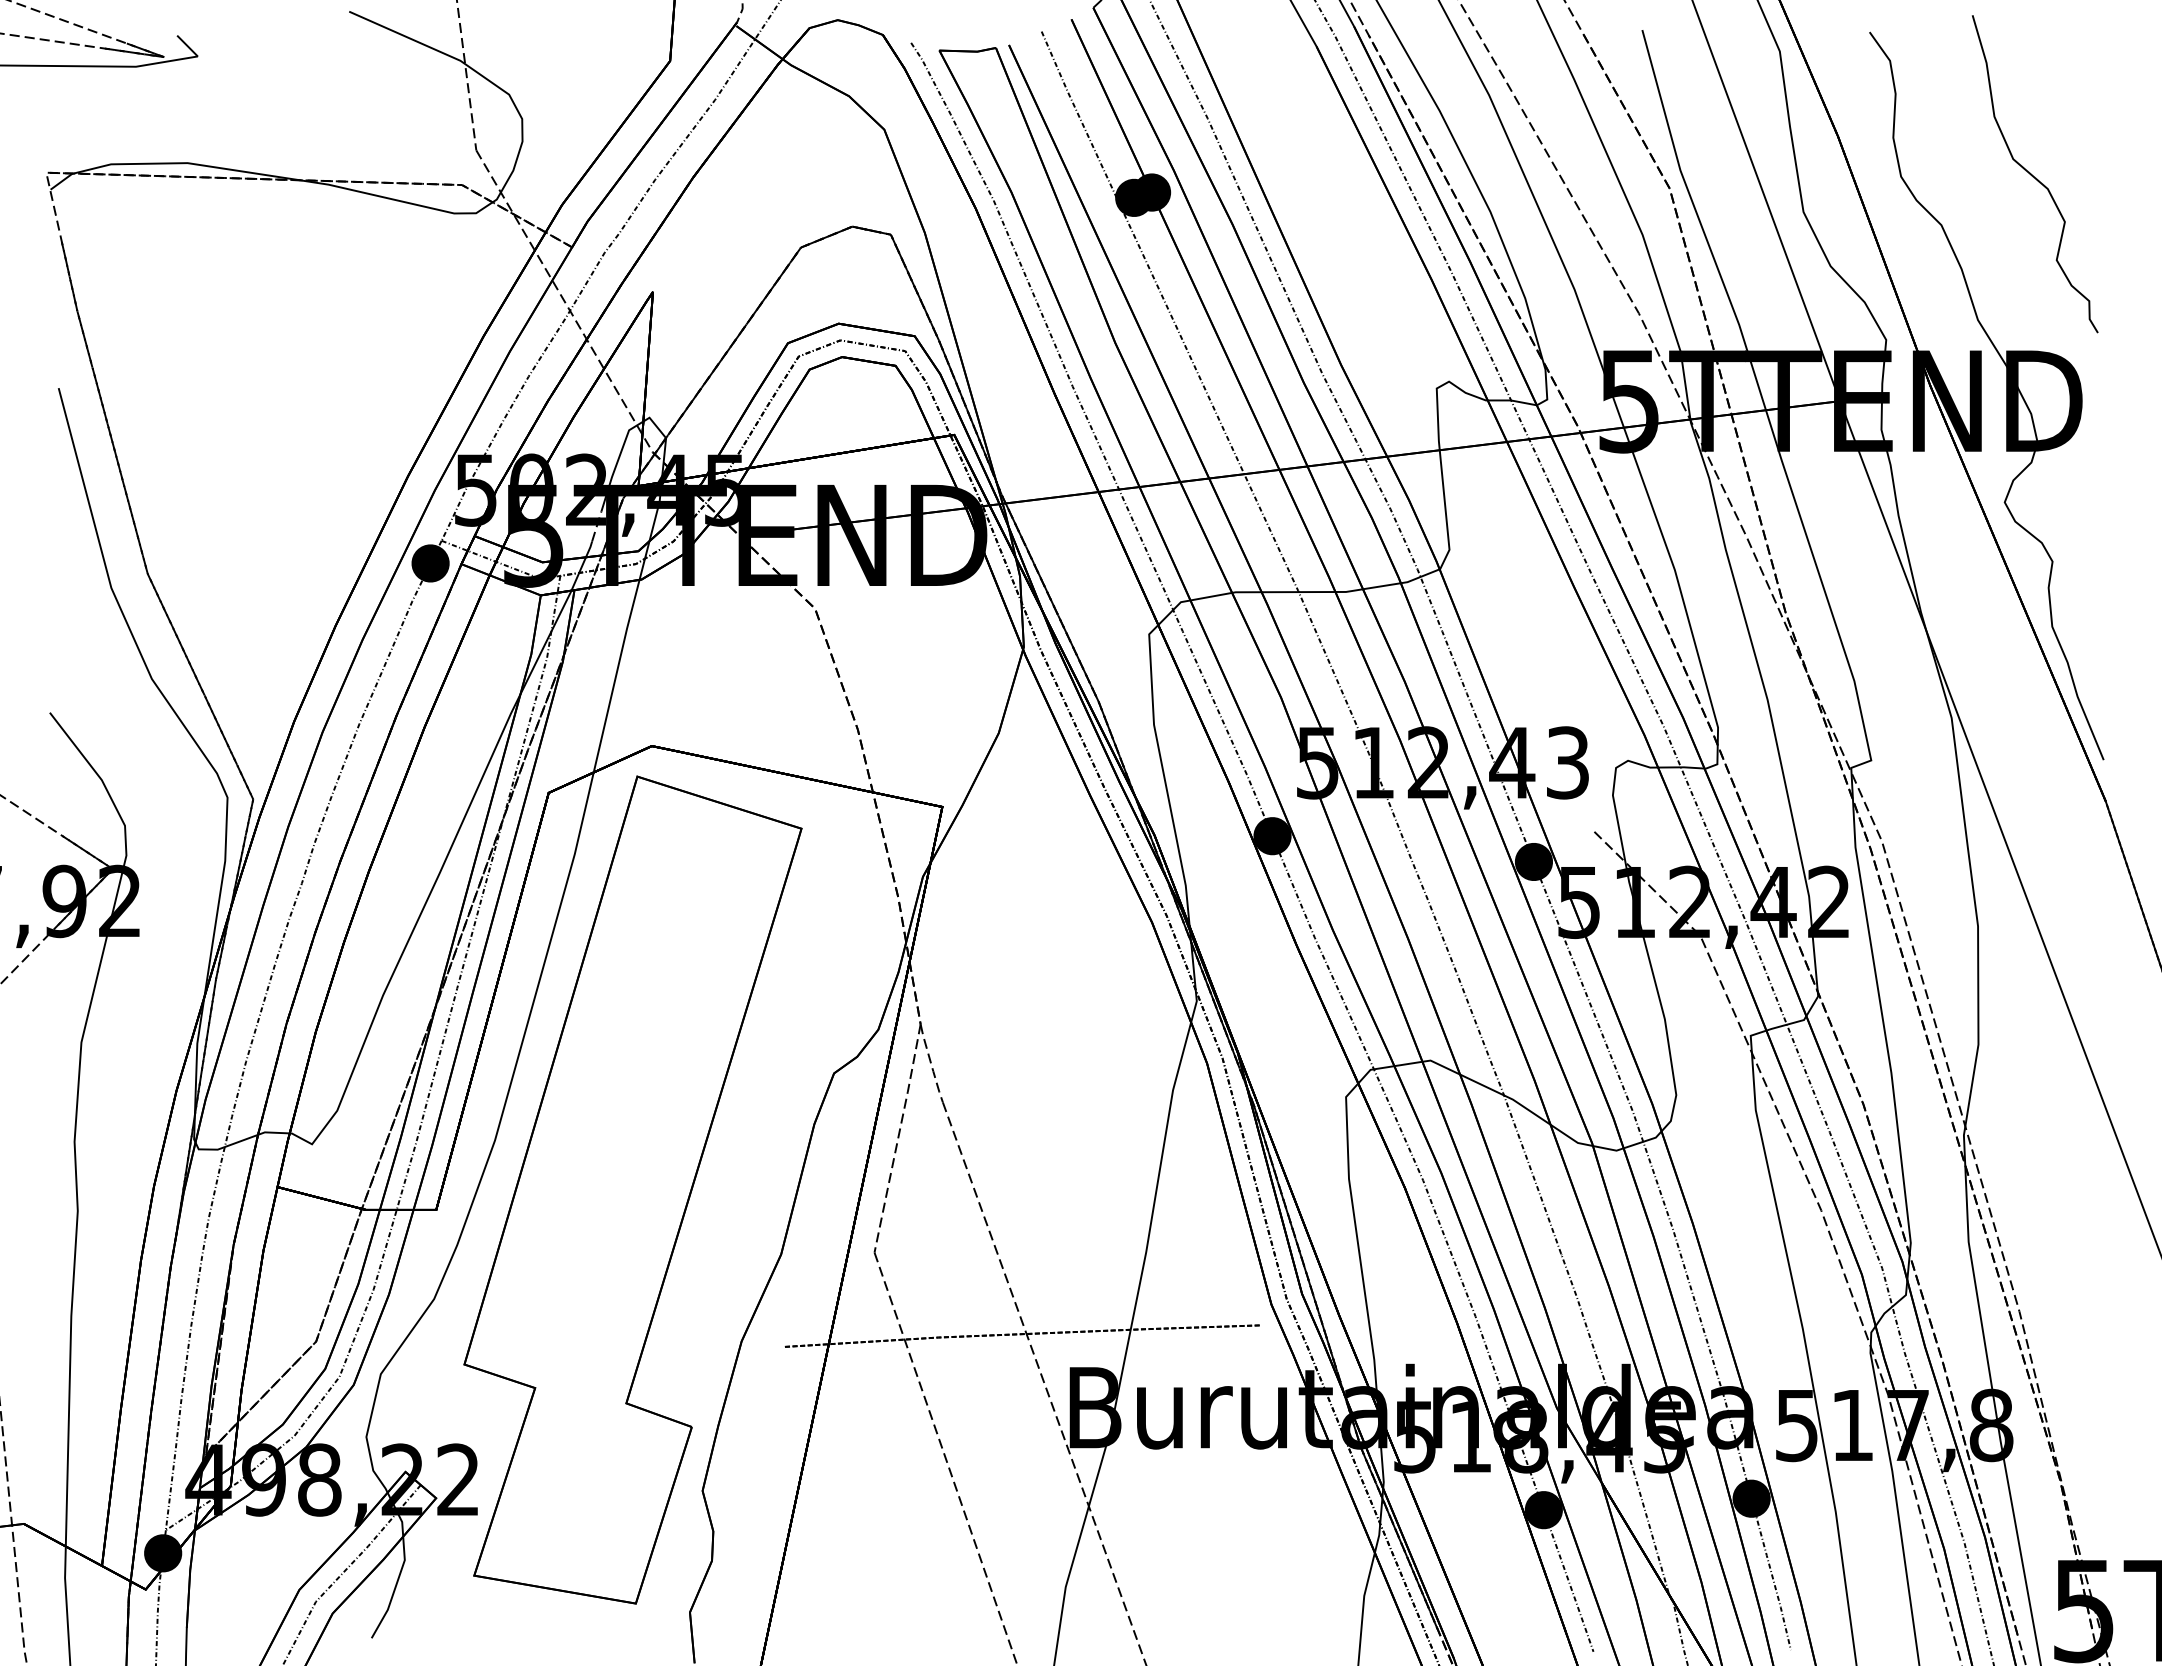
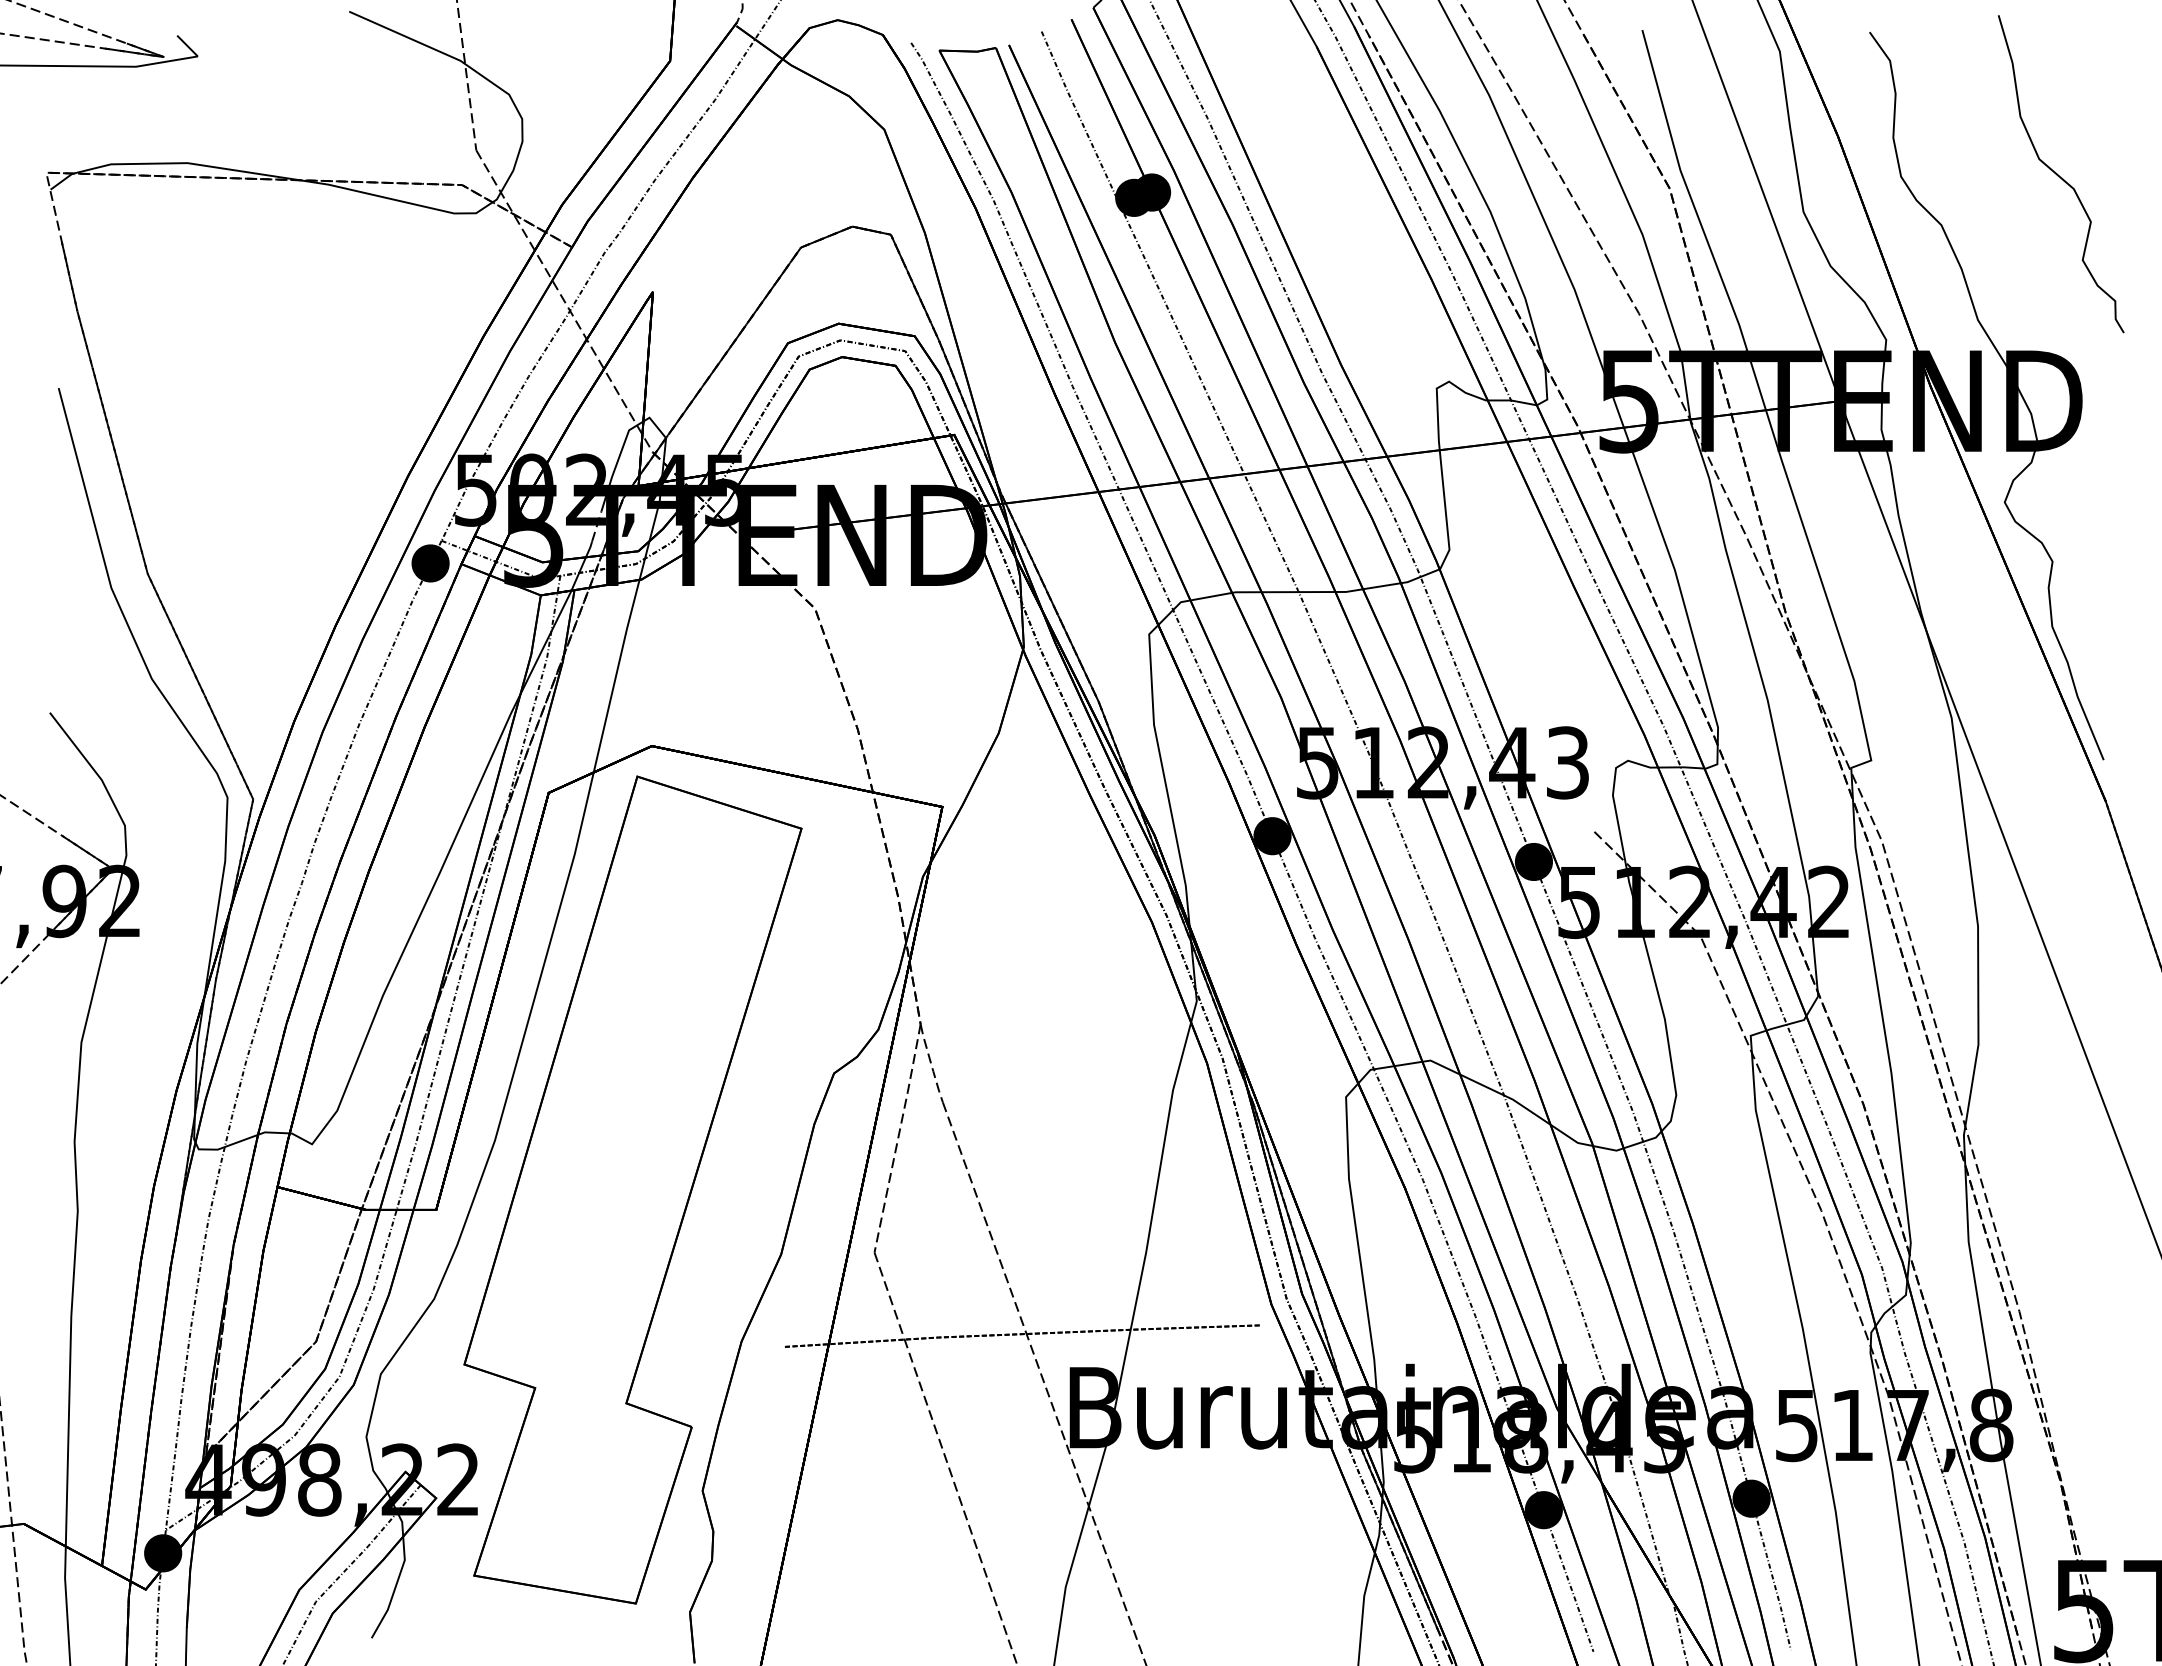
part position: (2034, 174) -> (2060, 174) (2060, 174)
